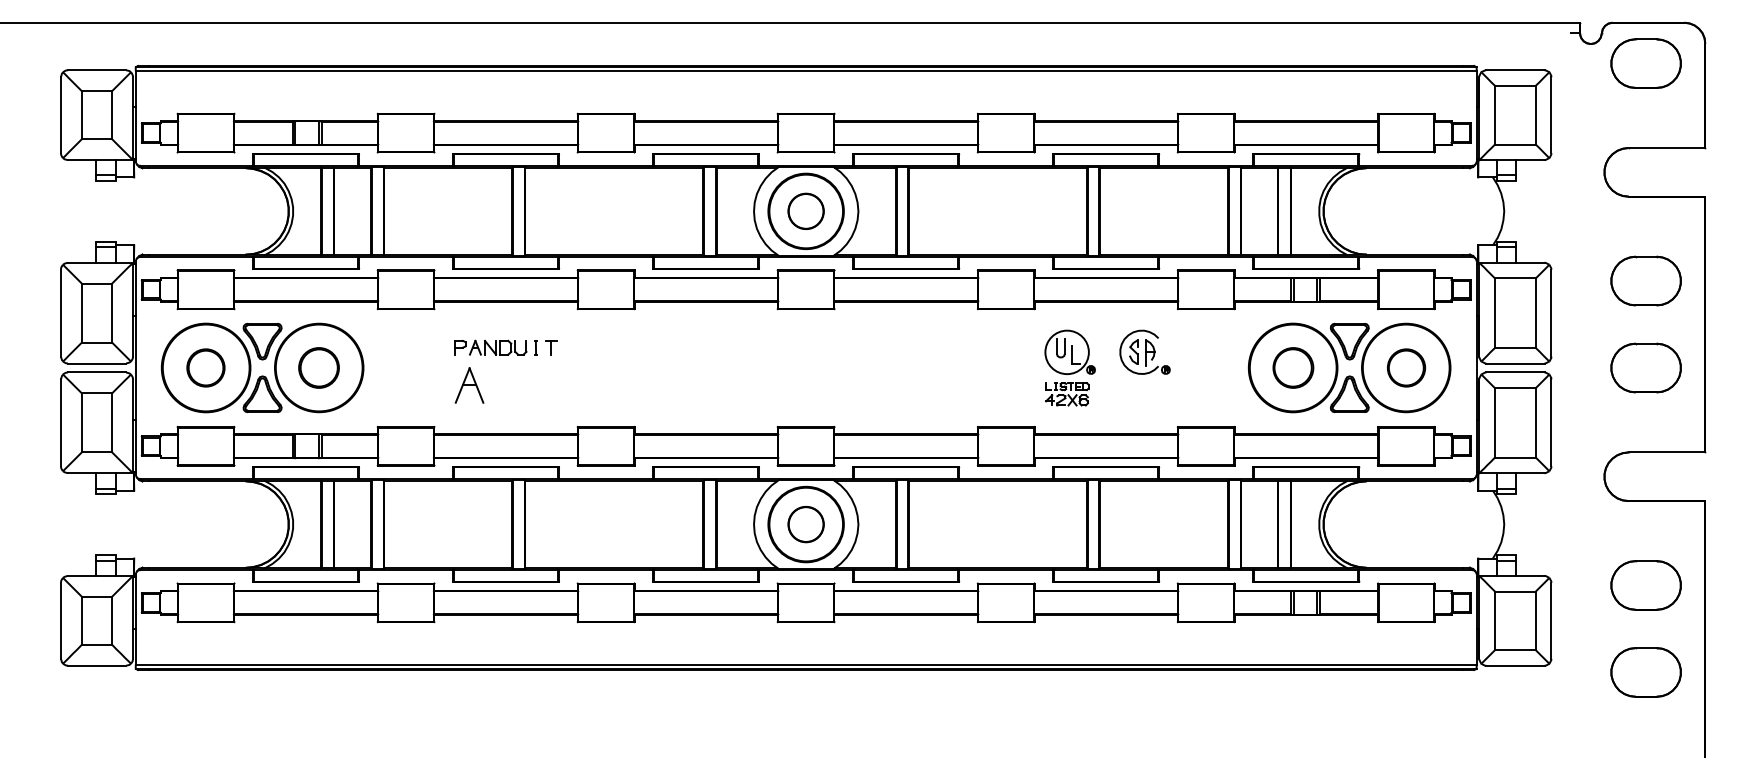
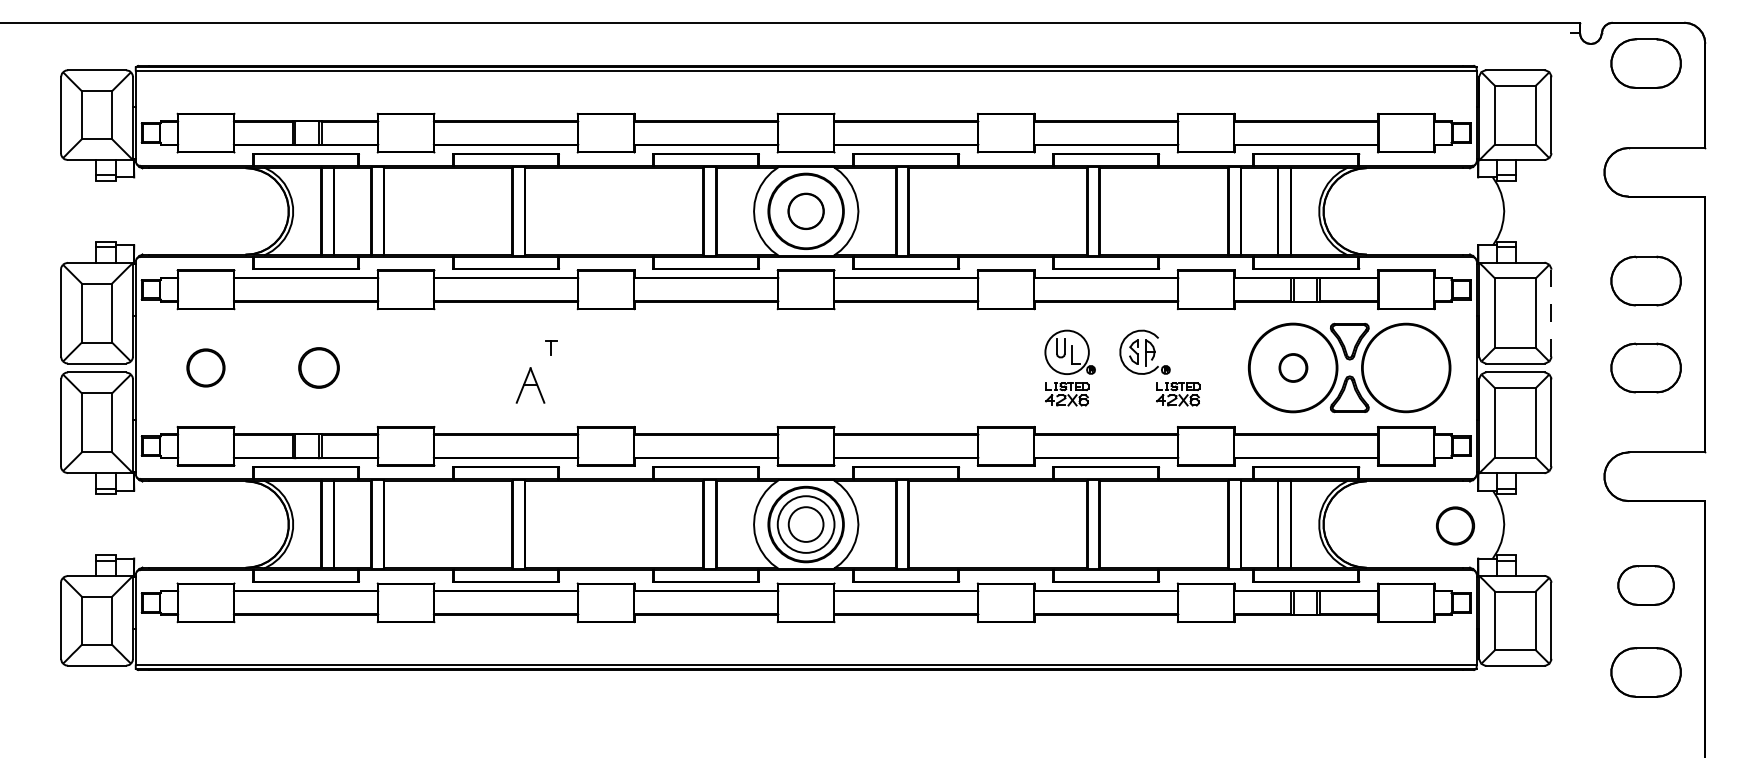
line: solid -> dashed (1551, 312)
part: present -> none (495, 347)
part: present -> none (262, 360)
part size: 43x42 px -> 31x30 px (1293, 367)
circle position: (1406, 367) -> (1455, 525) (1455, 525)
part position: (469, 385) -> (530, 385) (530, 385)
part: none -> present (1178, 394)
circle diameter: 35 px -> 57 px (805, 524)
part size: 72x51 px -> 58x41 px (1645, 585)
